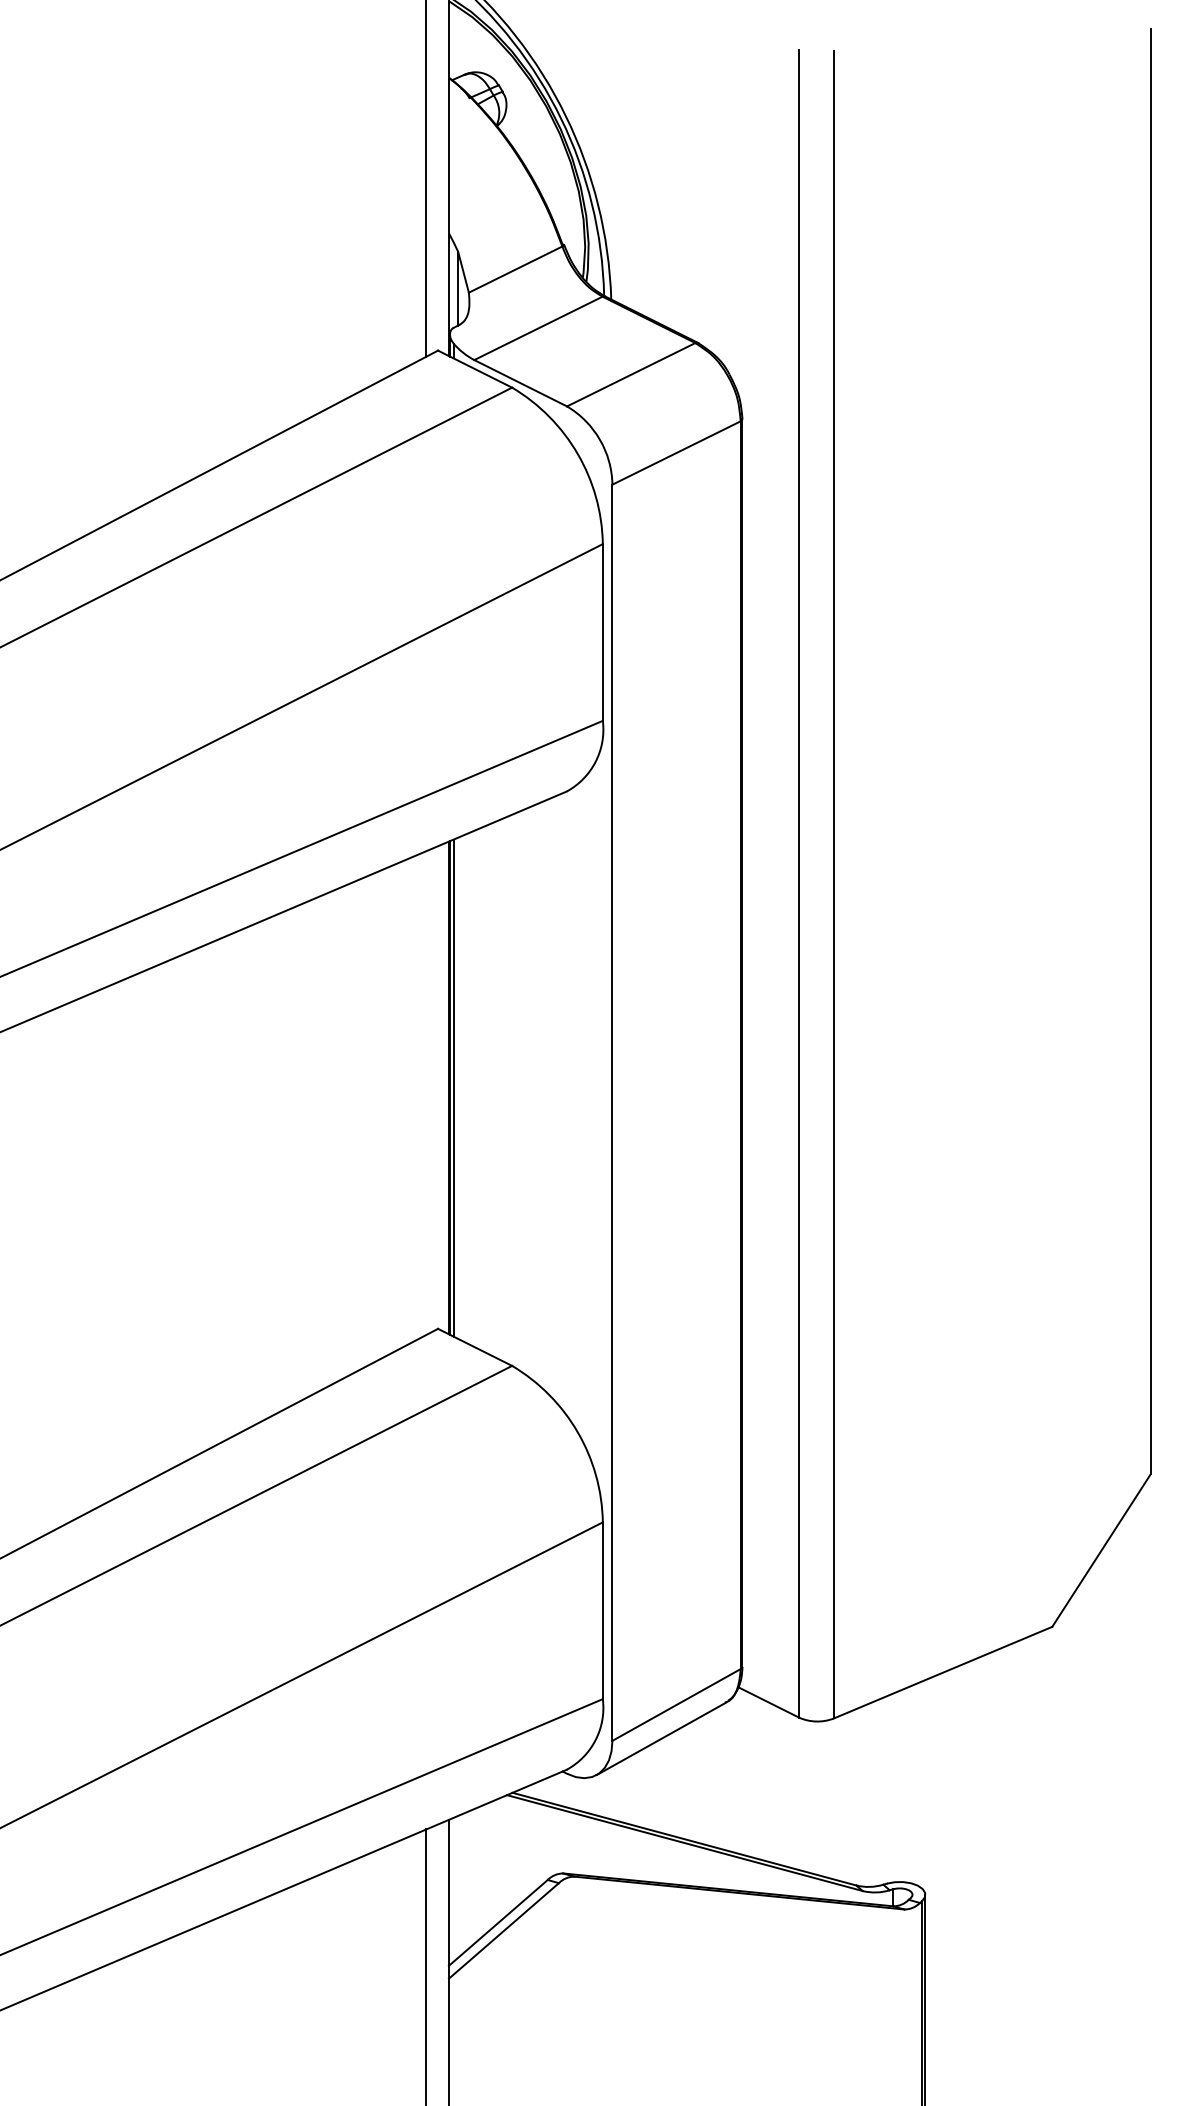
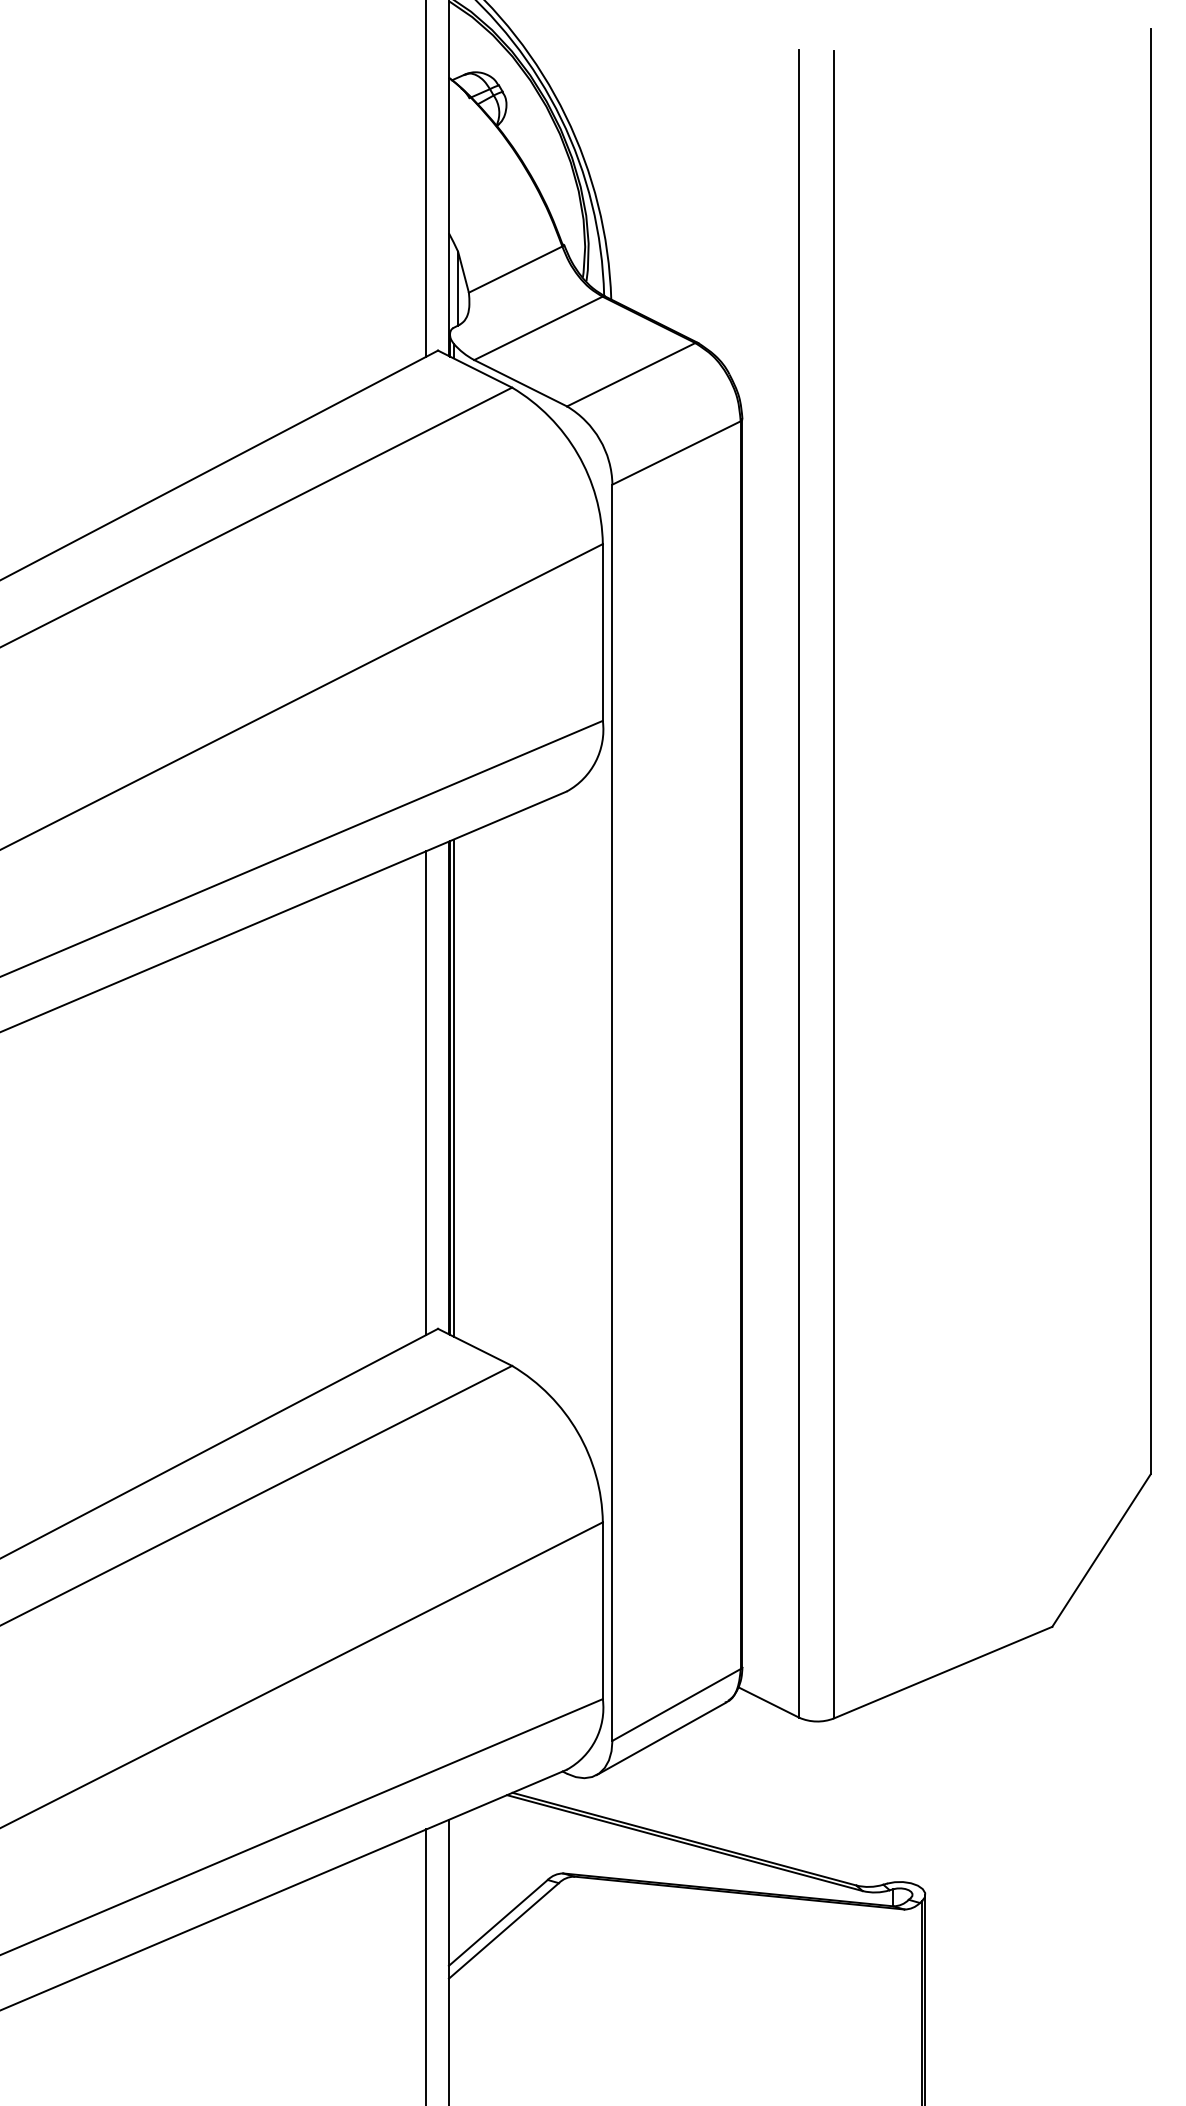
line: none -> present (426, 1092)
